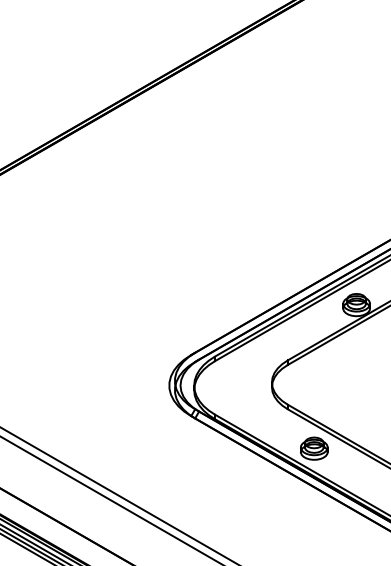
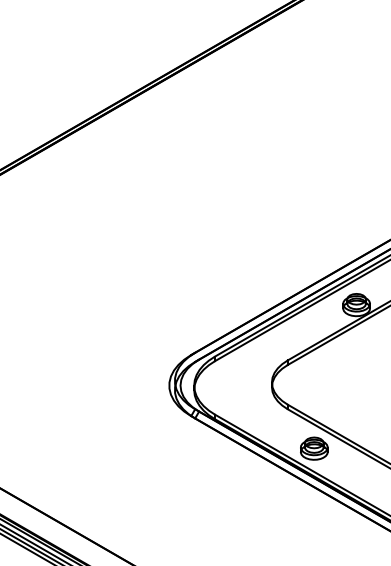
line: present -> none (118, 495)
line: present -> none (110, 499)
